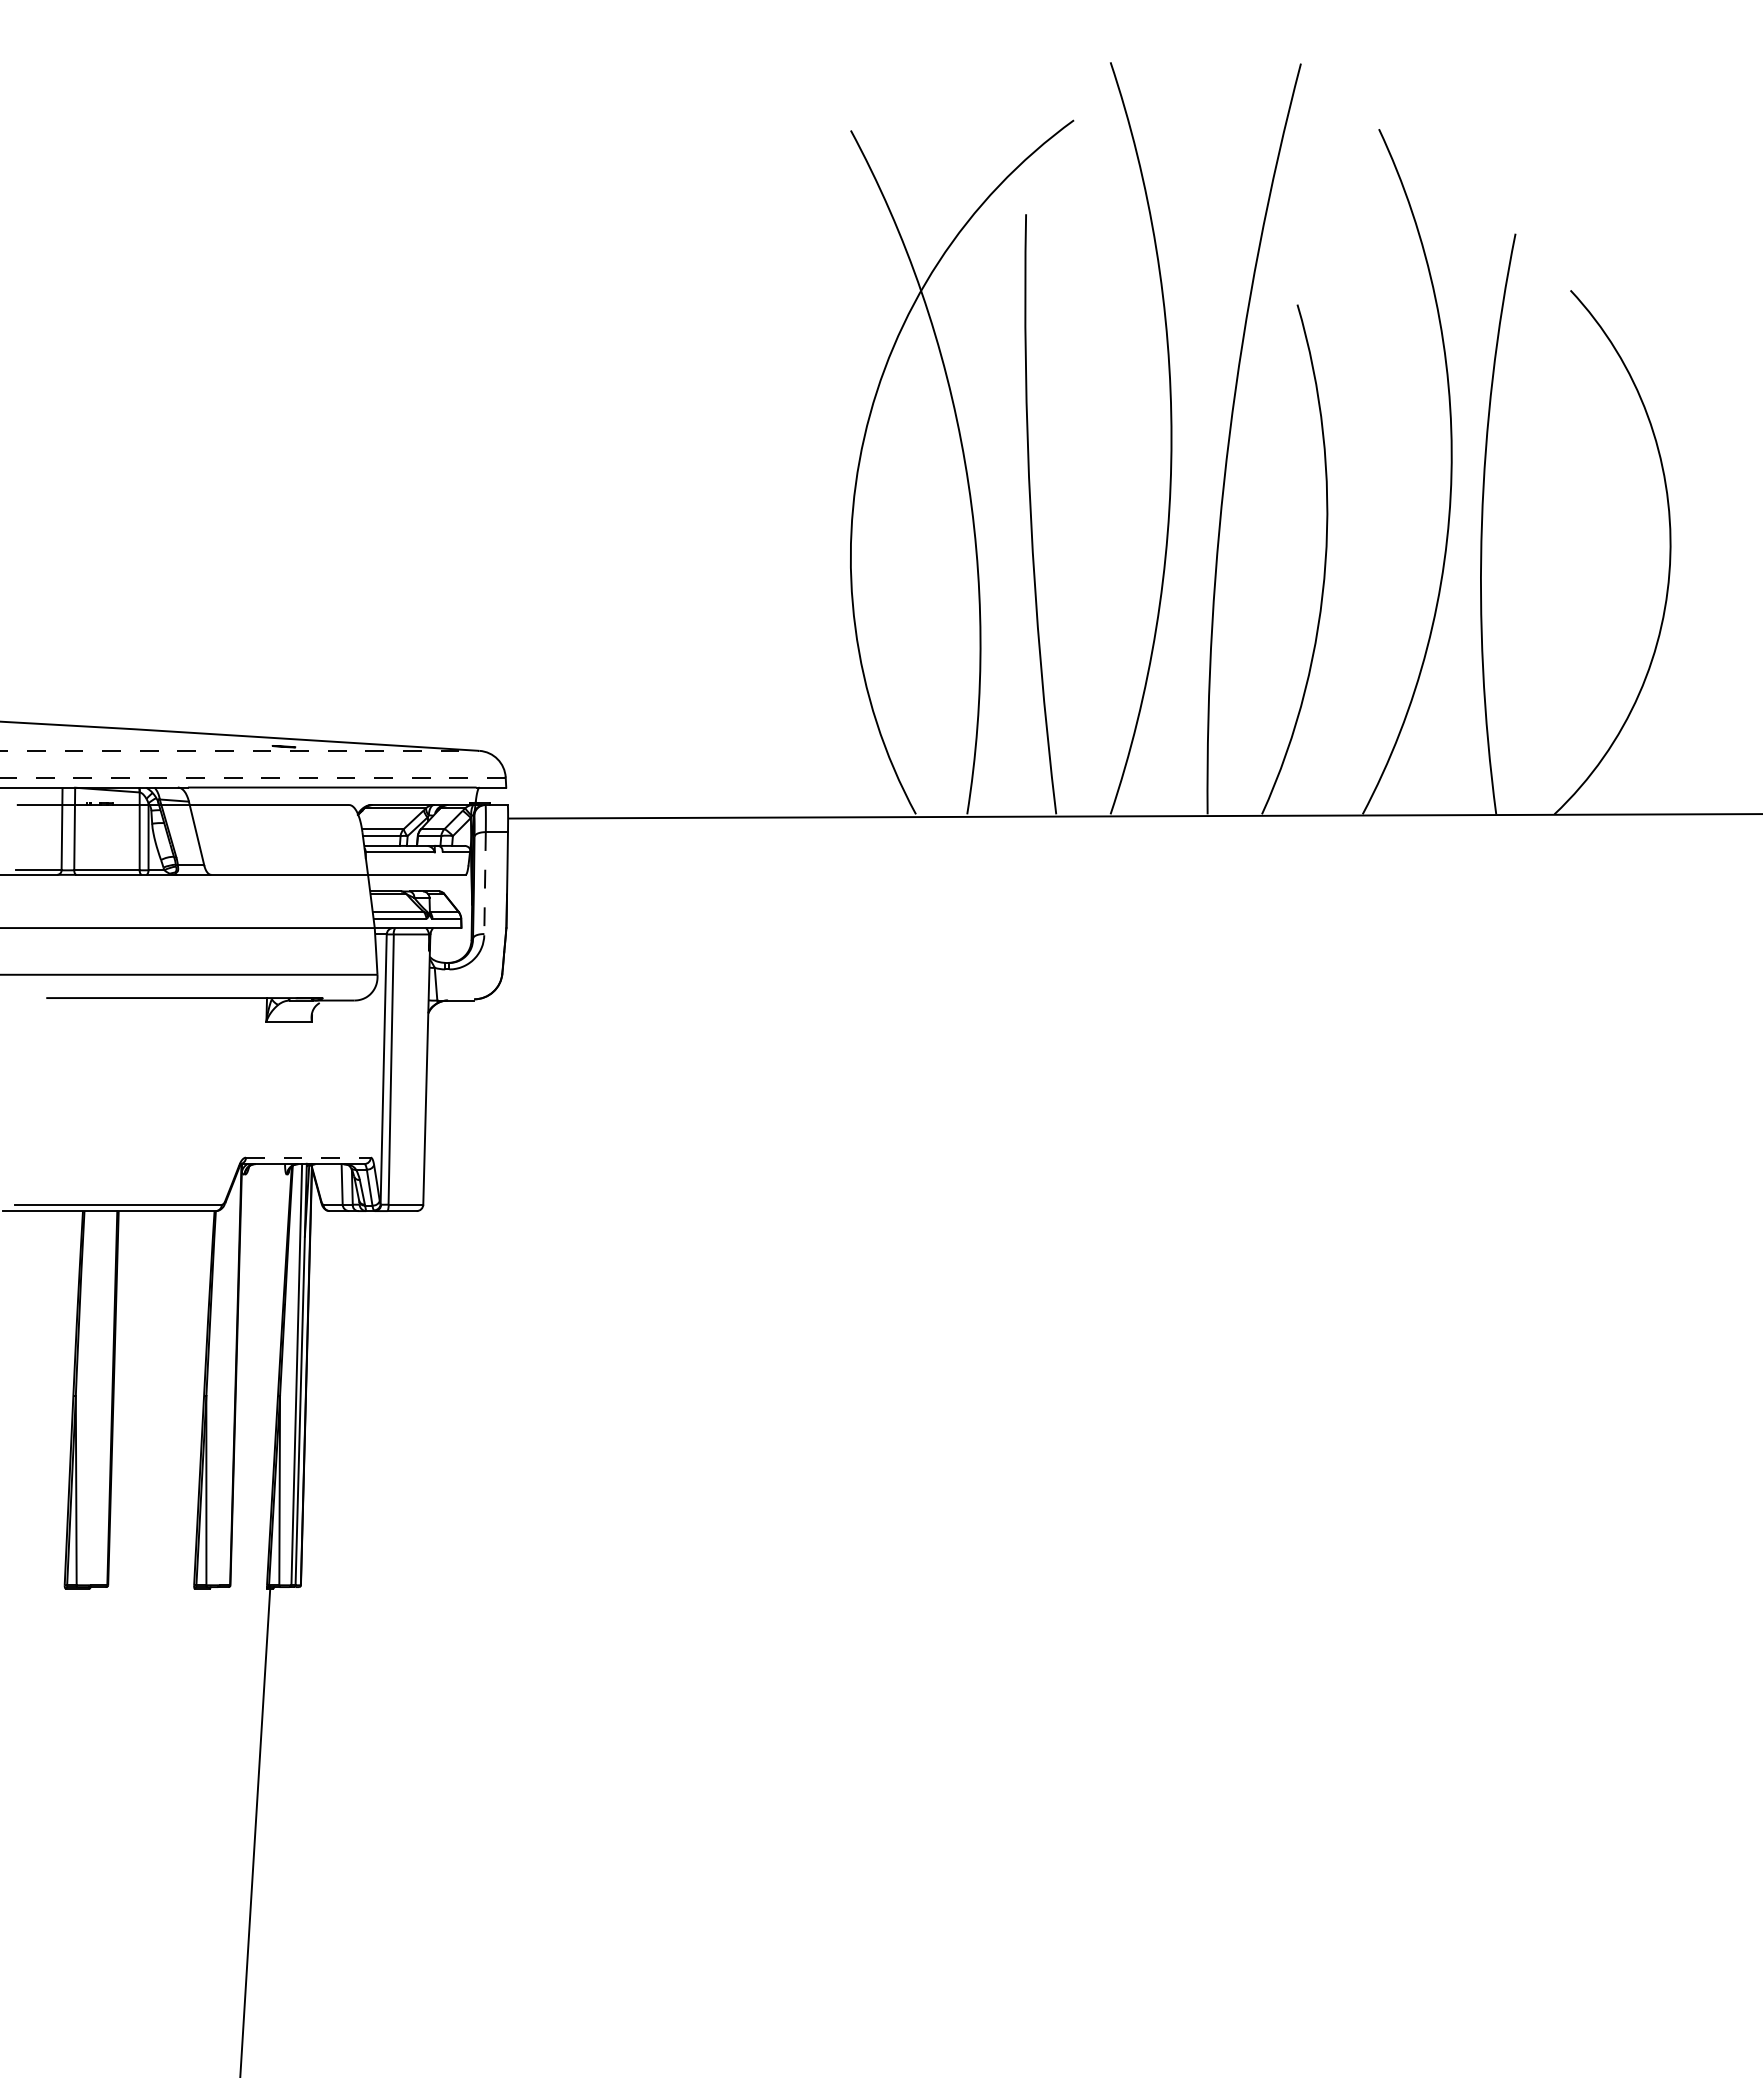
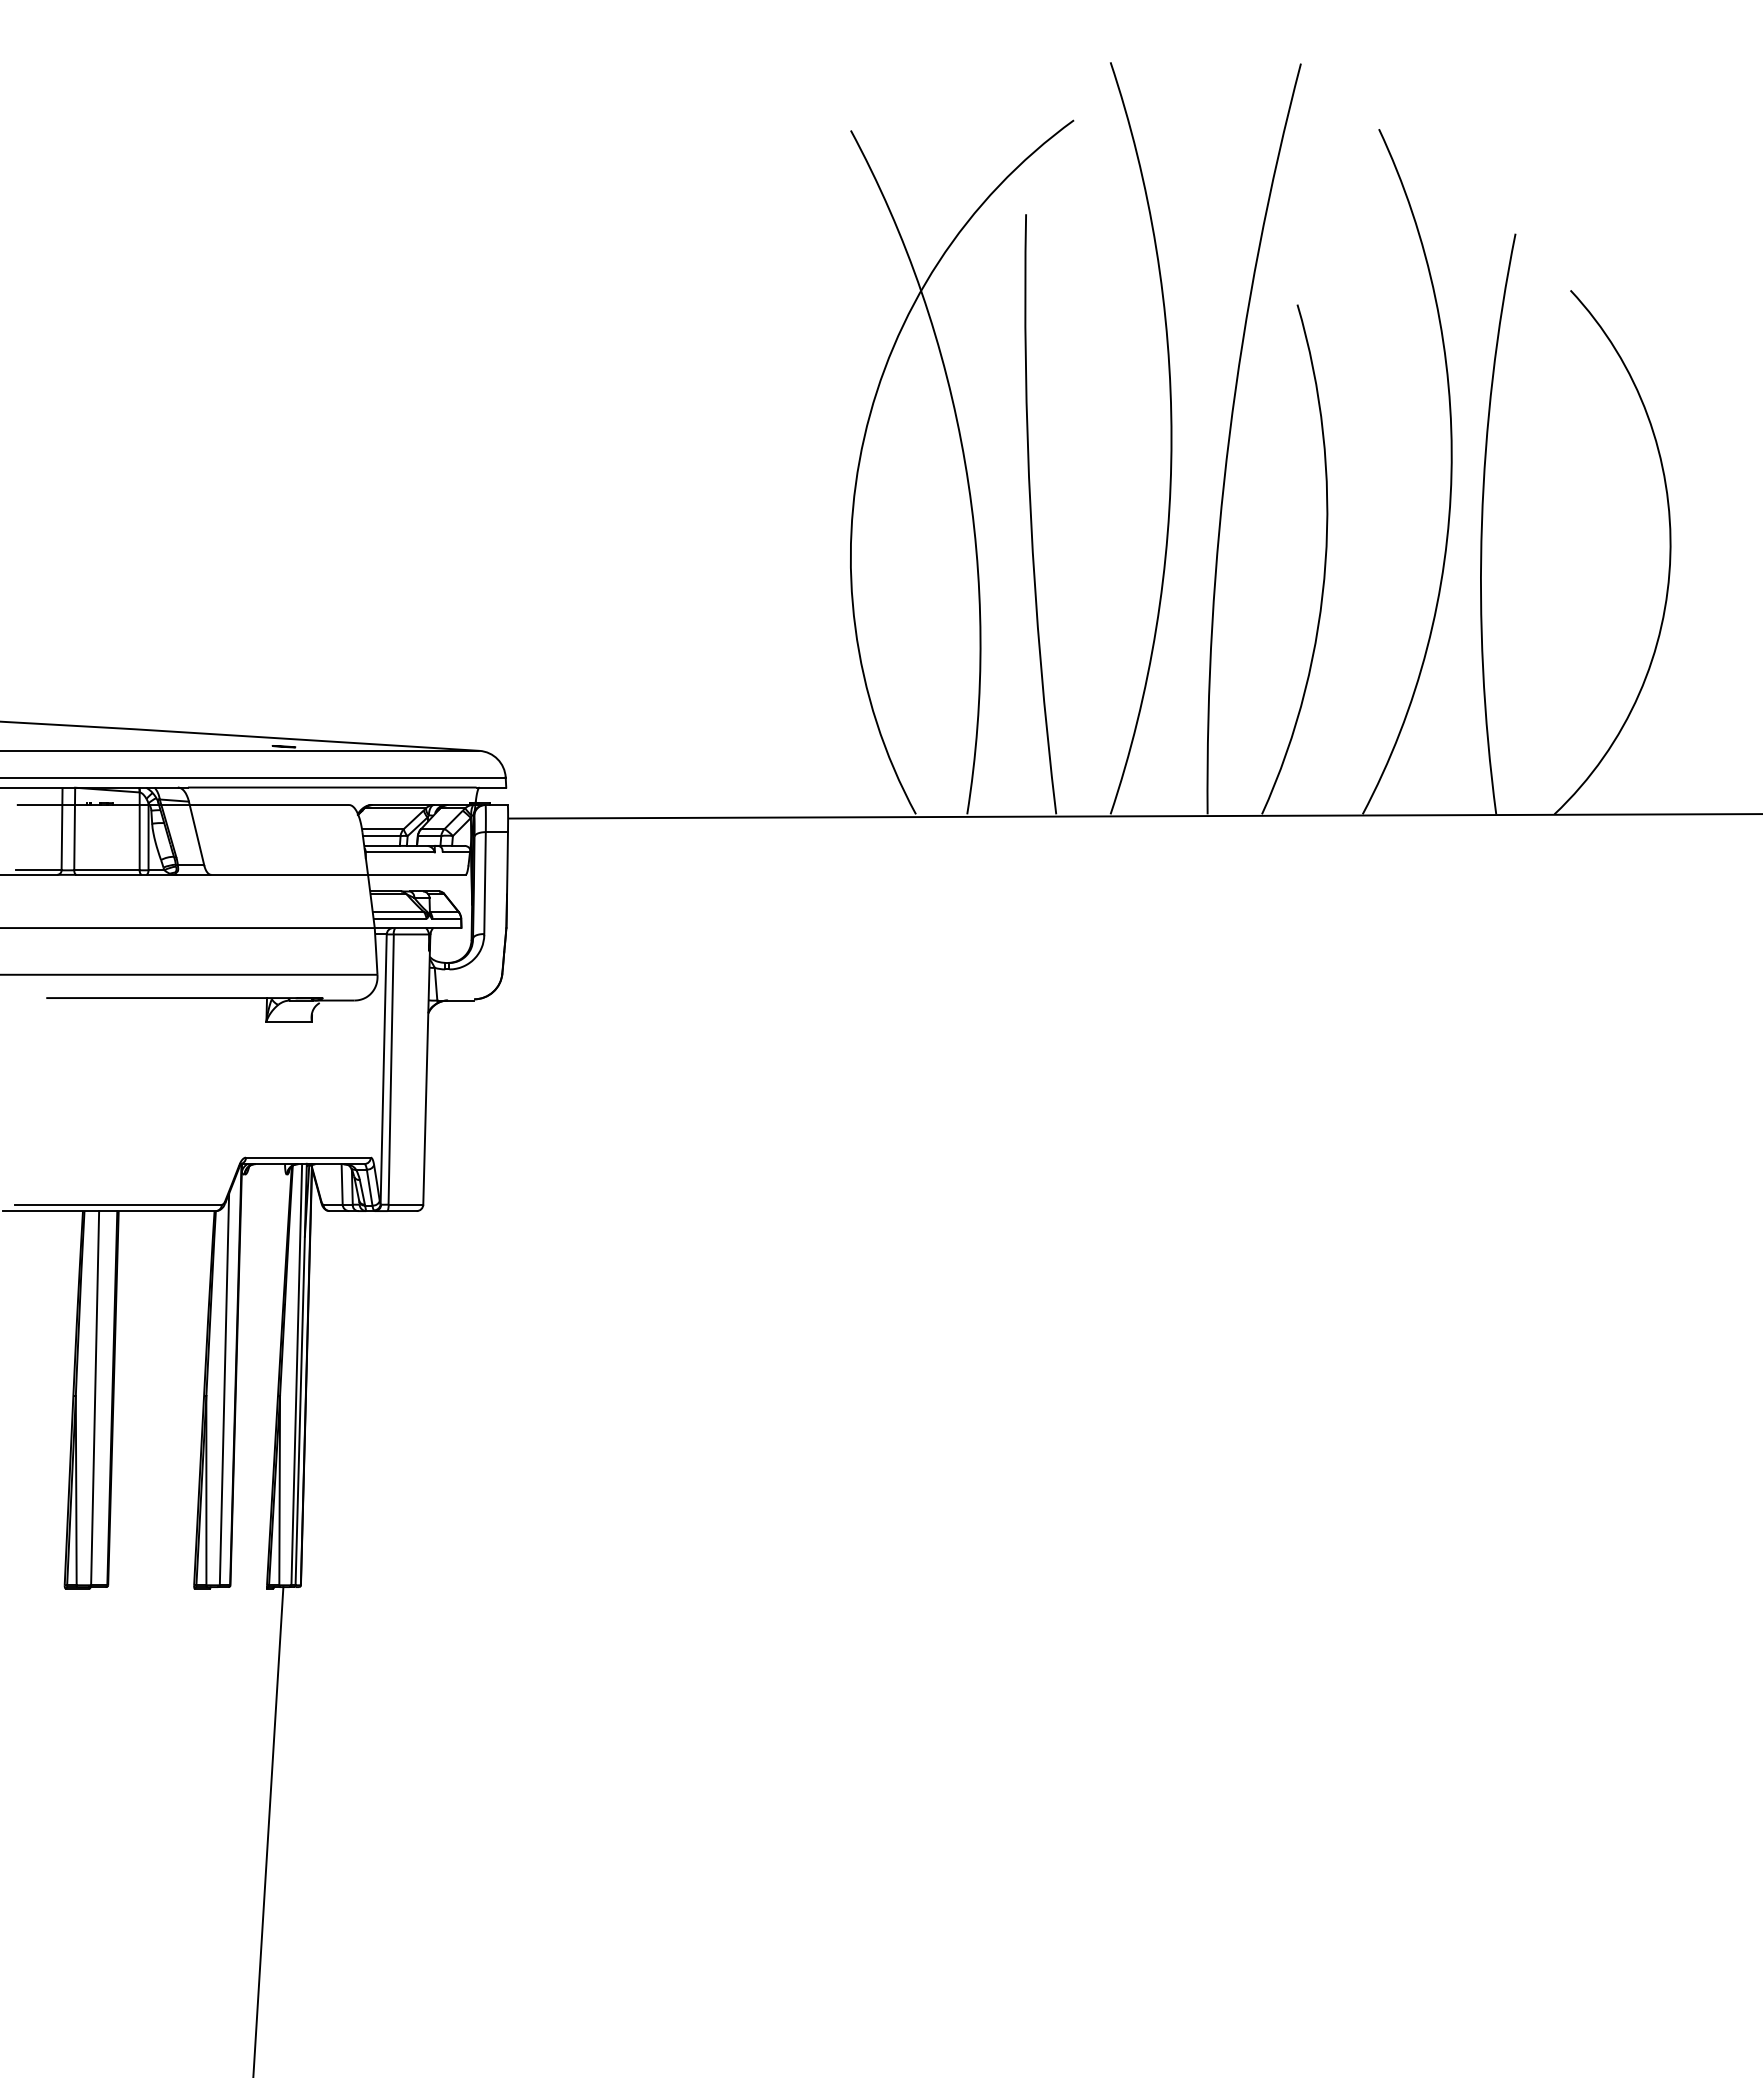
line: dashed -> solid (240, 750)
line: dashed -> solid (252, 777)
line: dashed -> solid (485, 883)
line: dashed -> solid (308, 1157)
line: none -> present (224, 1389)
line: none -> present (95, 1398)
line position: (255, 1830) -> (268, 1830) (268, 1830)
